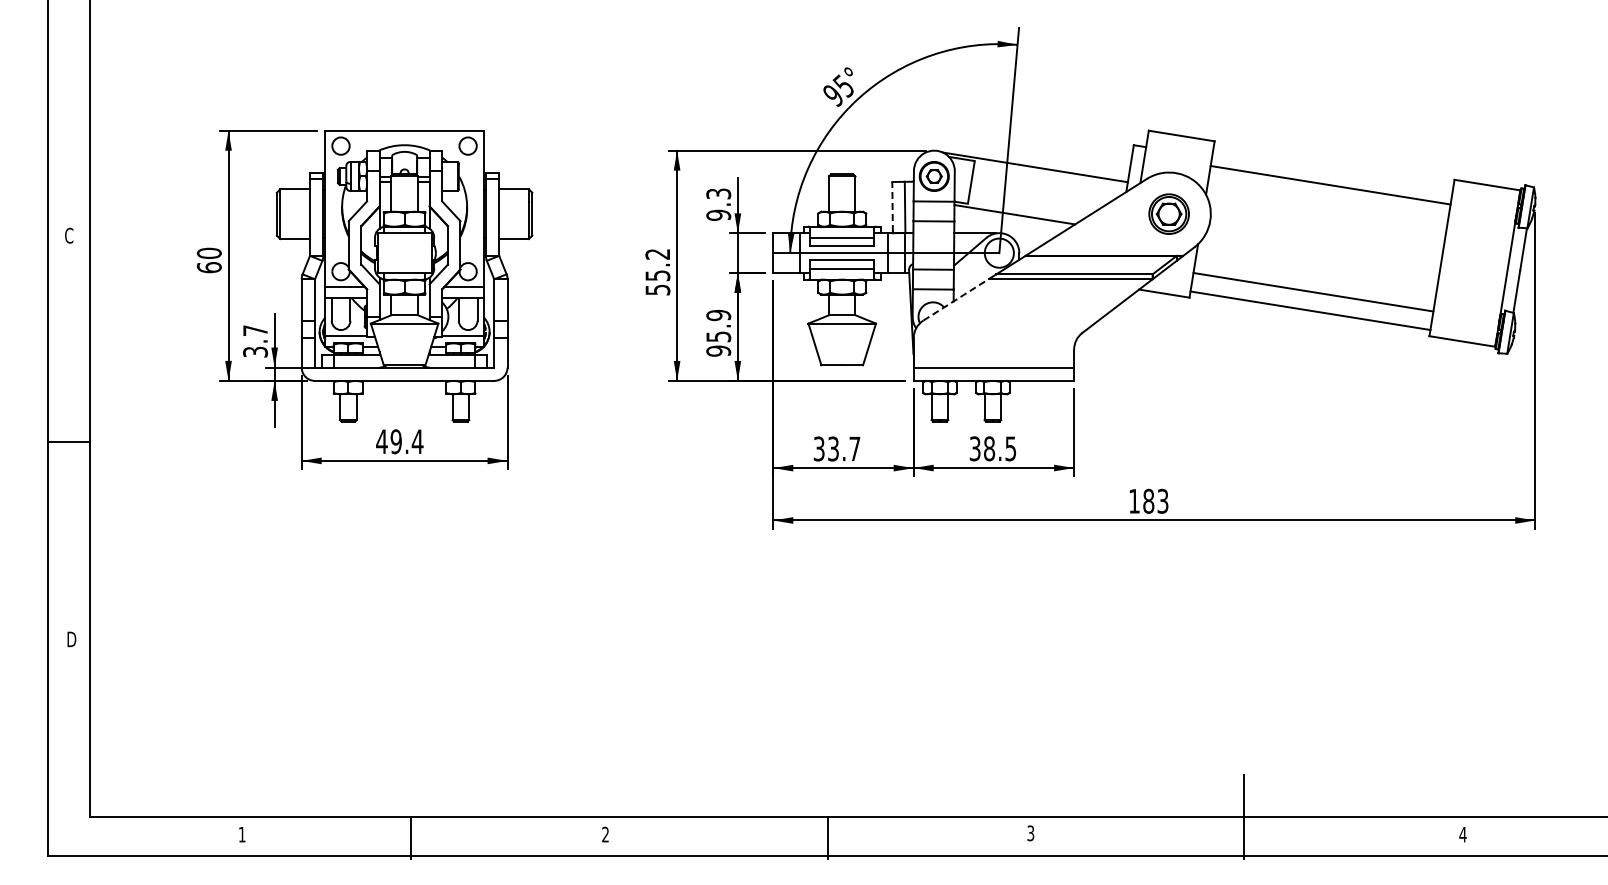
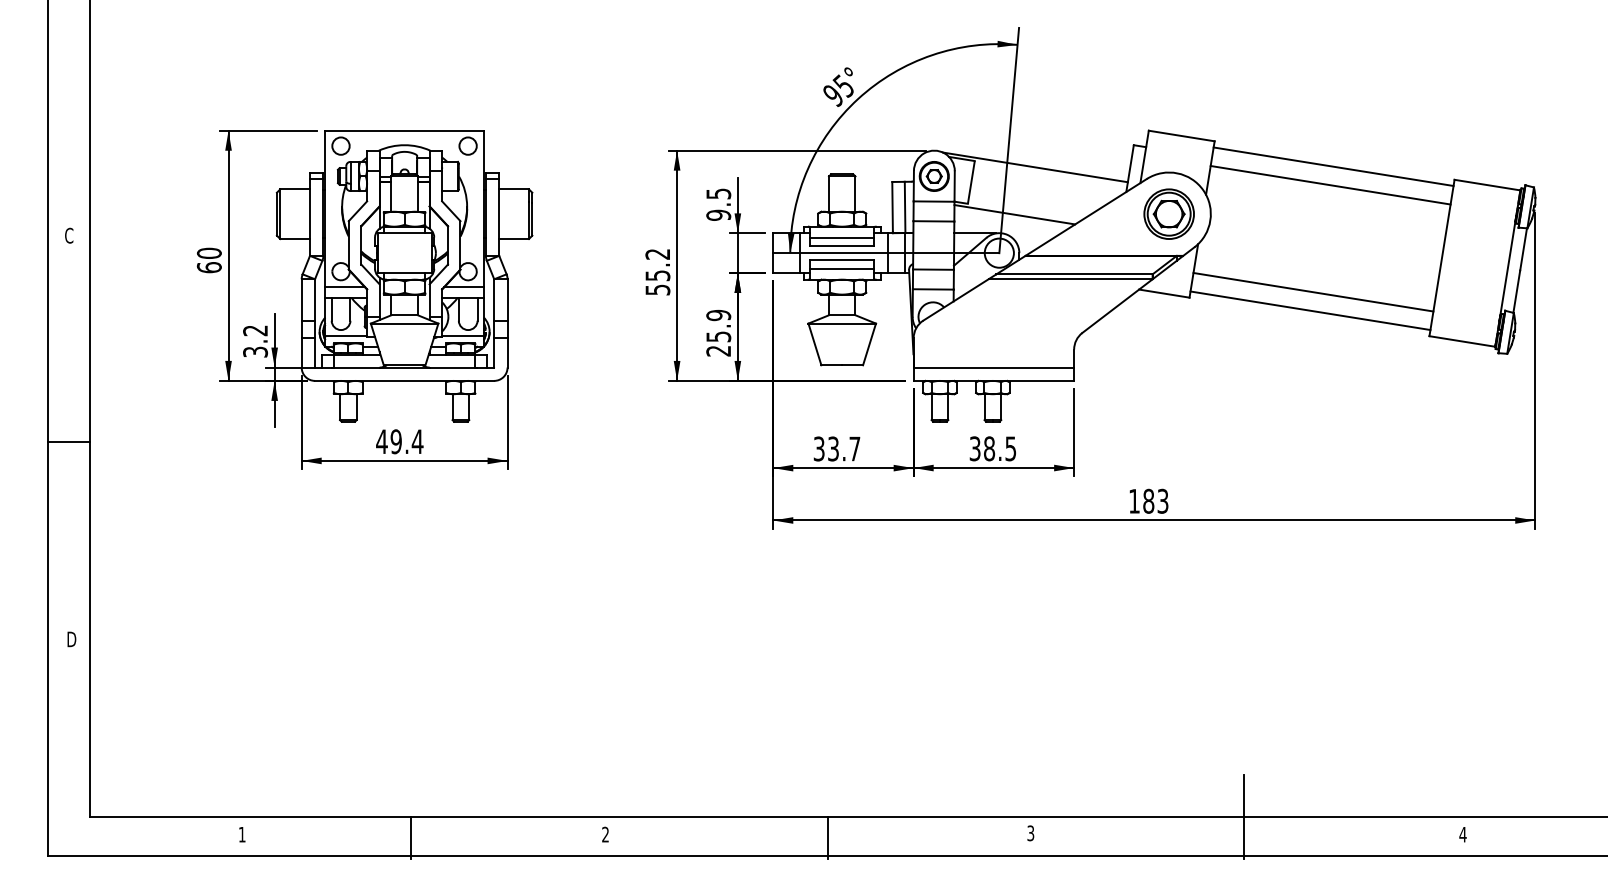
line: none -> present (1333, 166)
text: 9.3 -> 9.5 (718, 193)
line: dashed -> solid (892, 206)
part size: 42x42 px -> 52x52 px (1168, 213)
line: dashed -> solid (955, 299)
text: 3.7 -> 3.2 (255, 330)
text: 95.9 -> 25.9 (718, 350)
